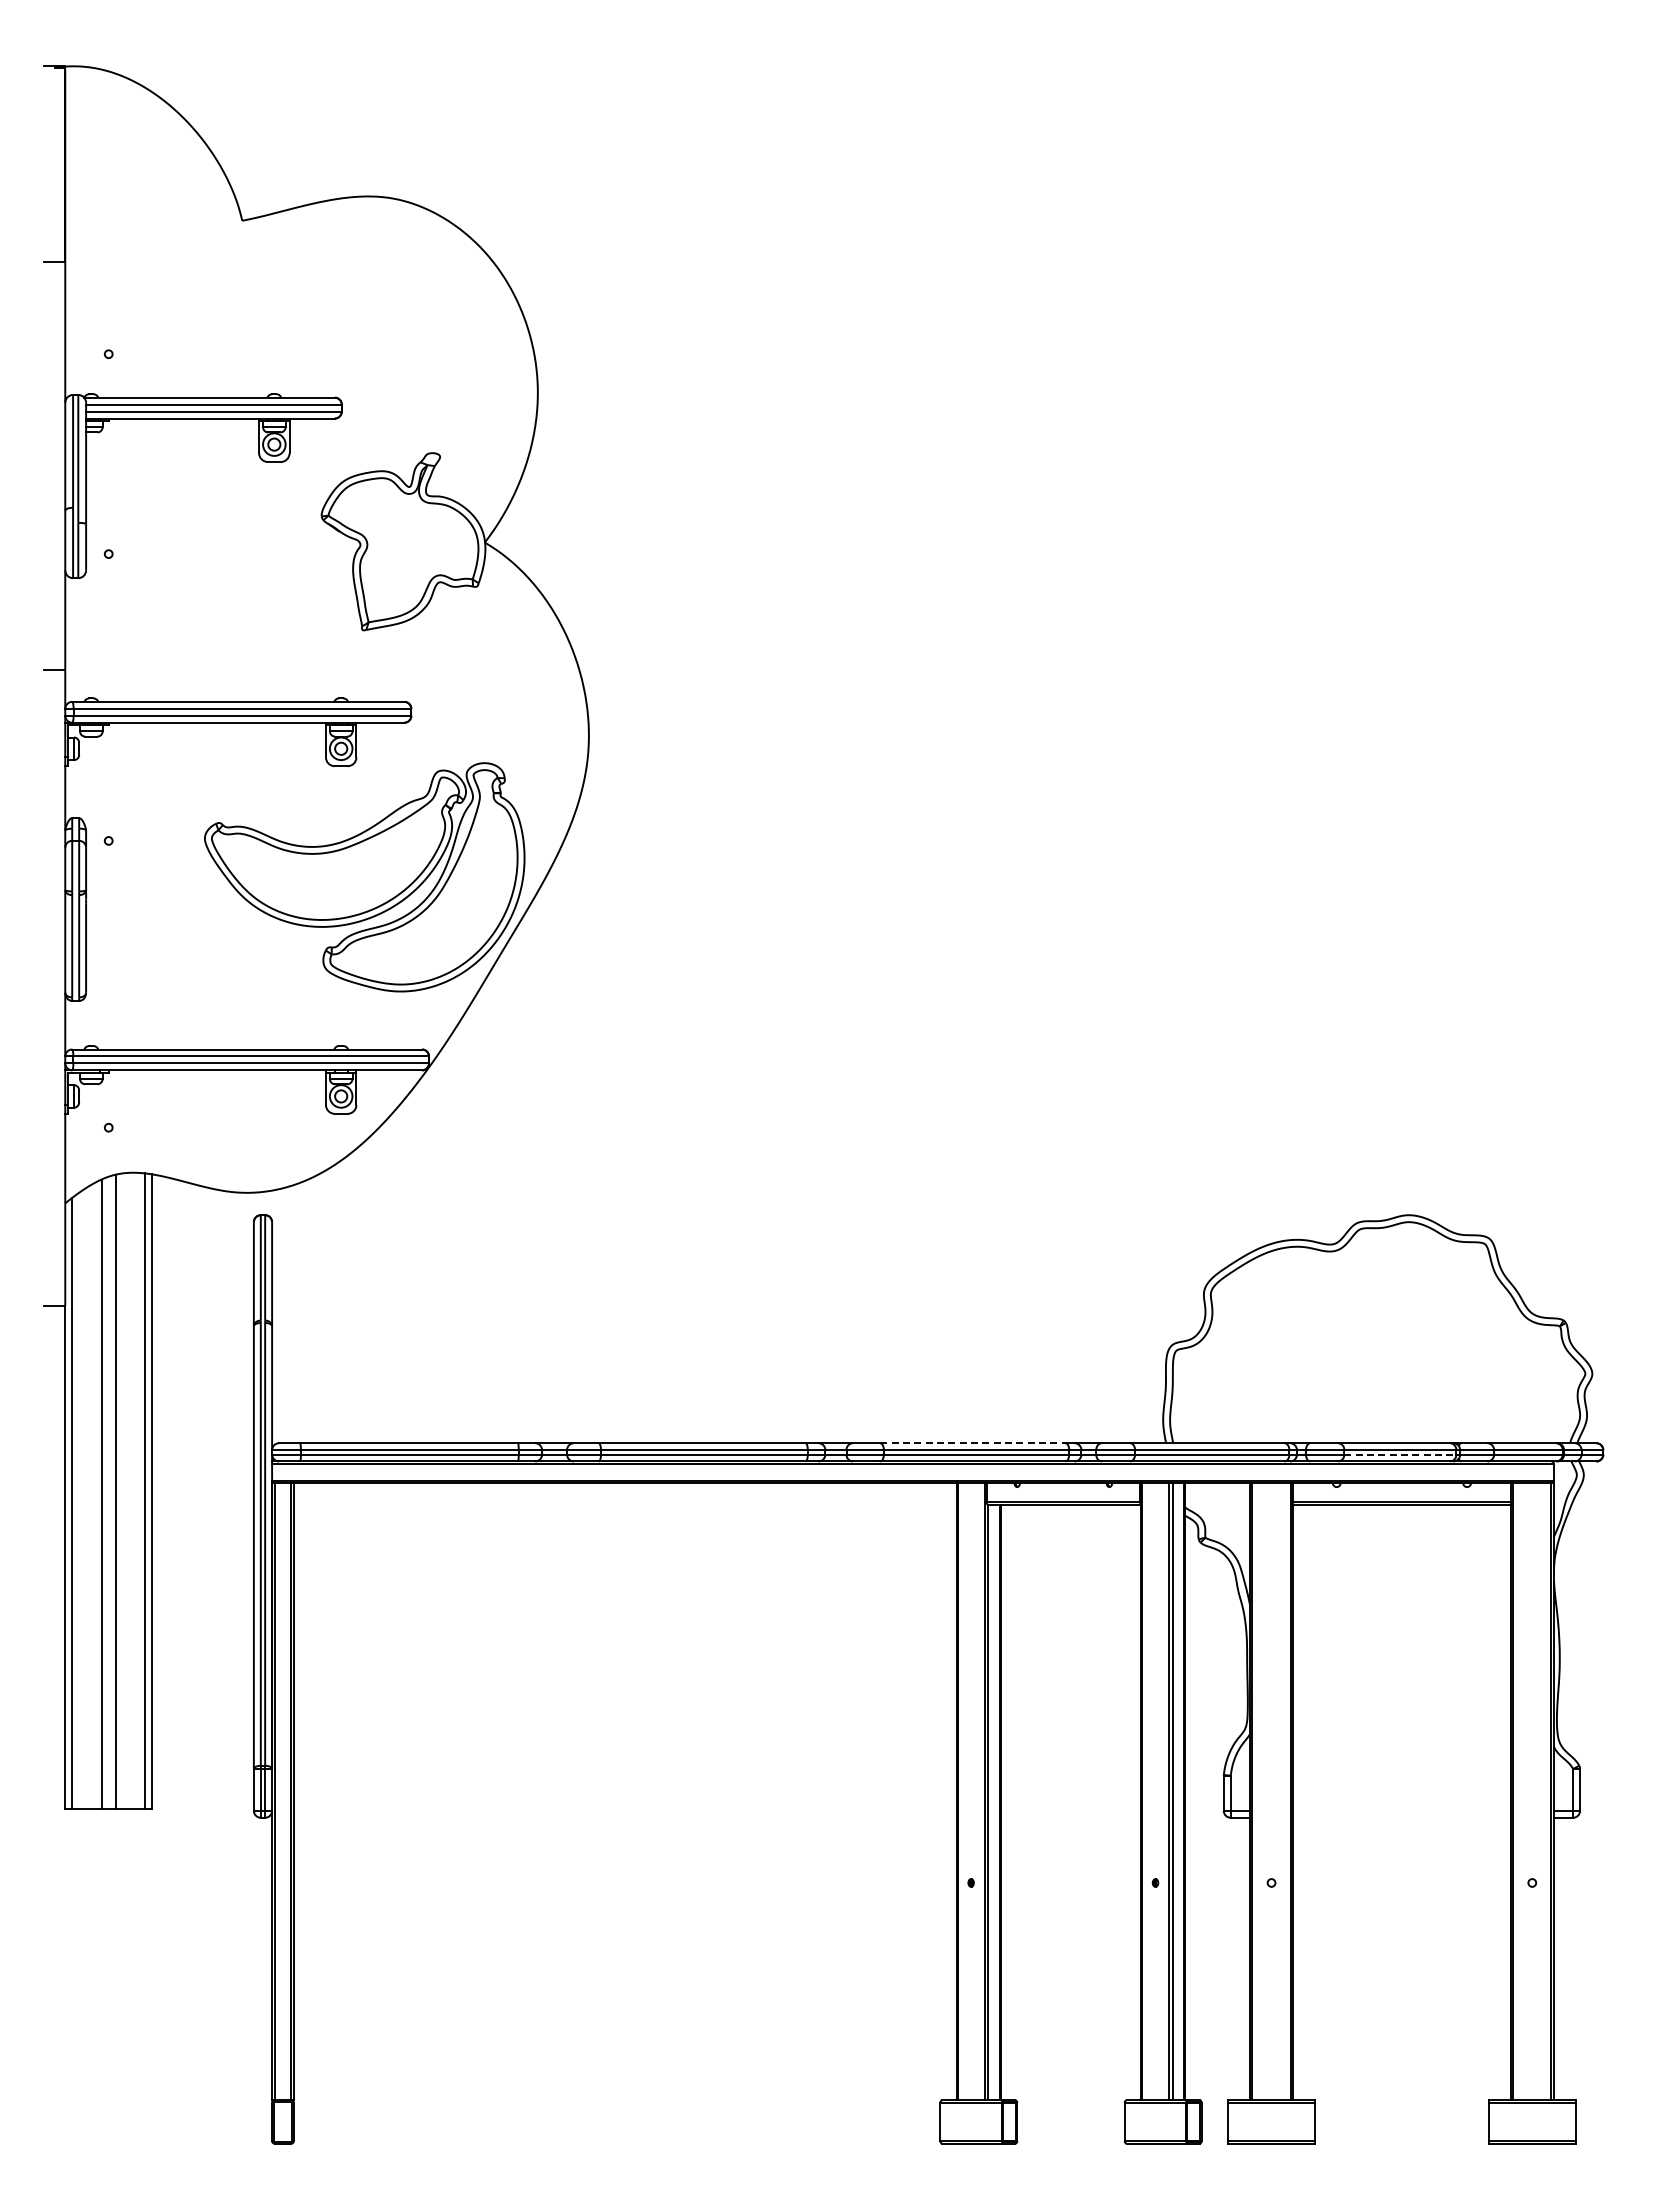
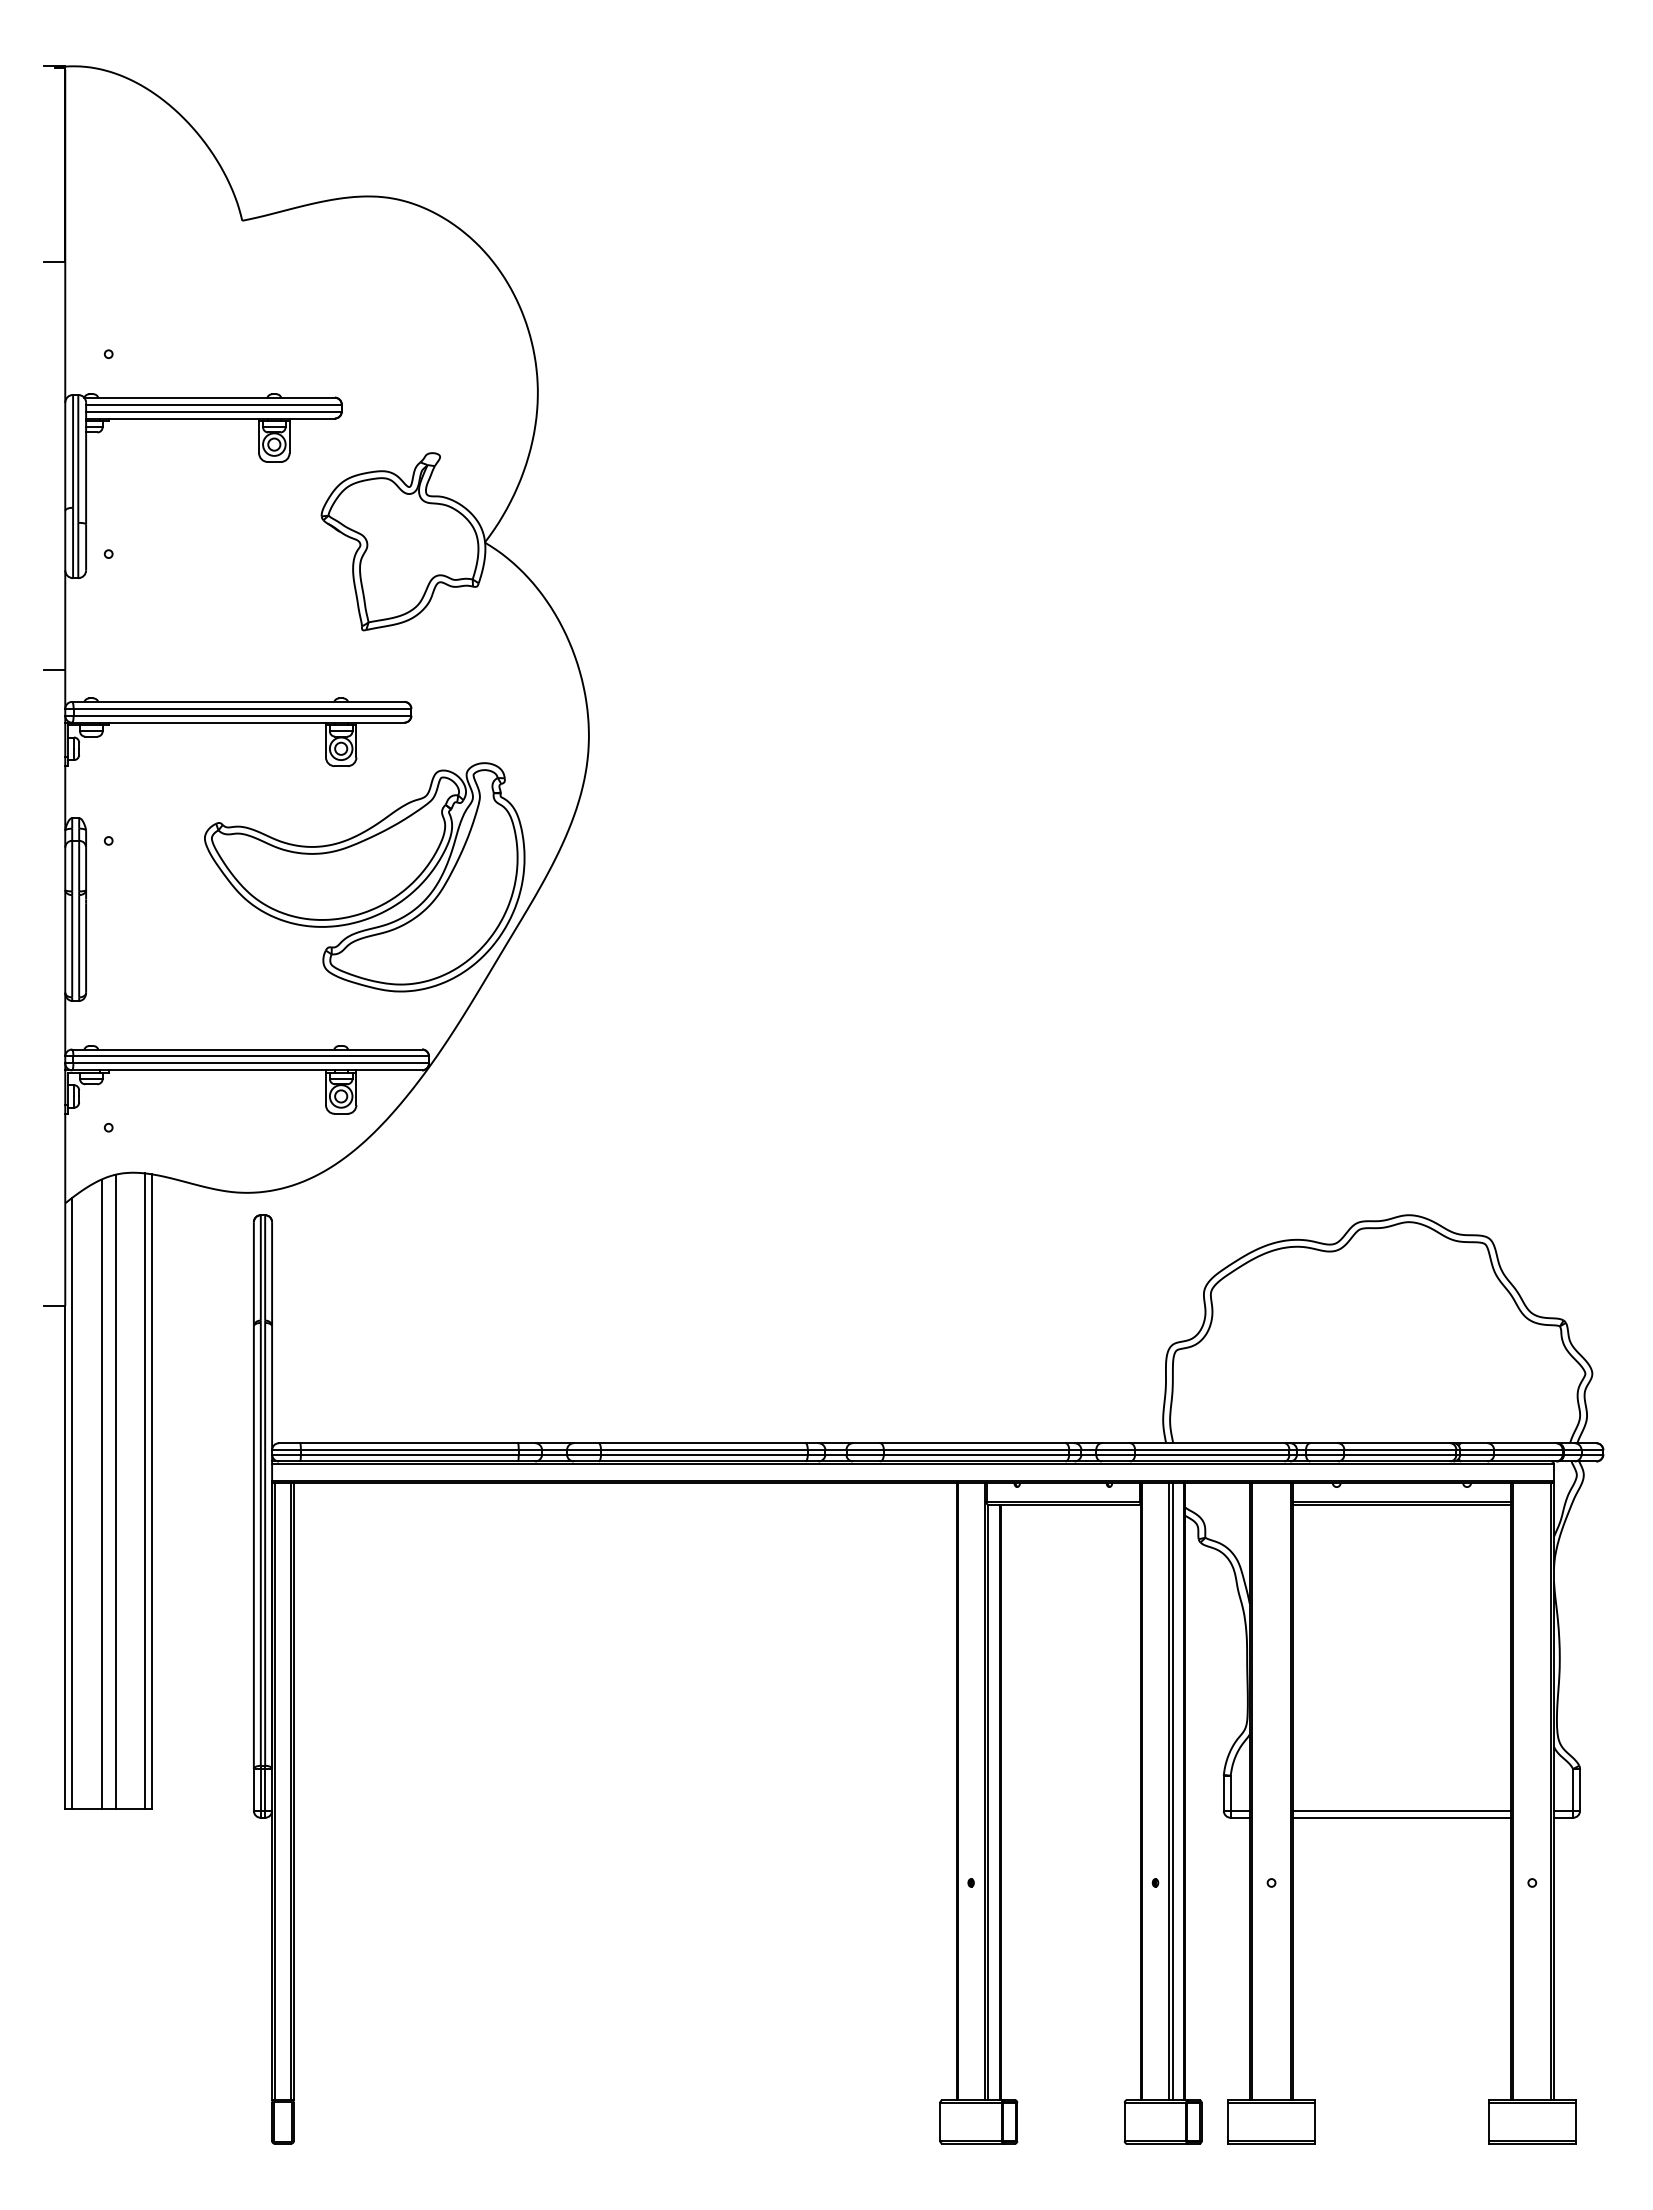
line: dashed -> solid (972, 1443)
line: dashed -> solid (1400, 1454)
line: none -> present (1401, 1810)
line: none -> present (1401, 1817)
